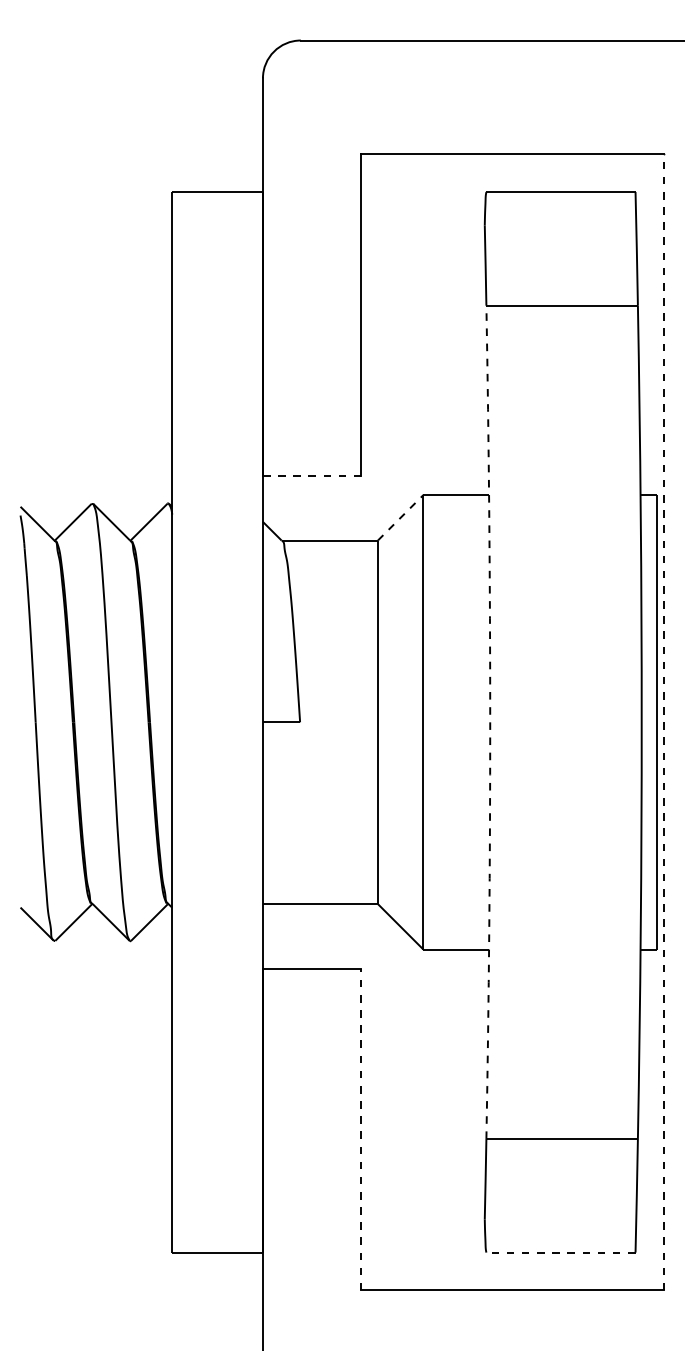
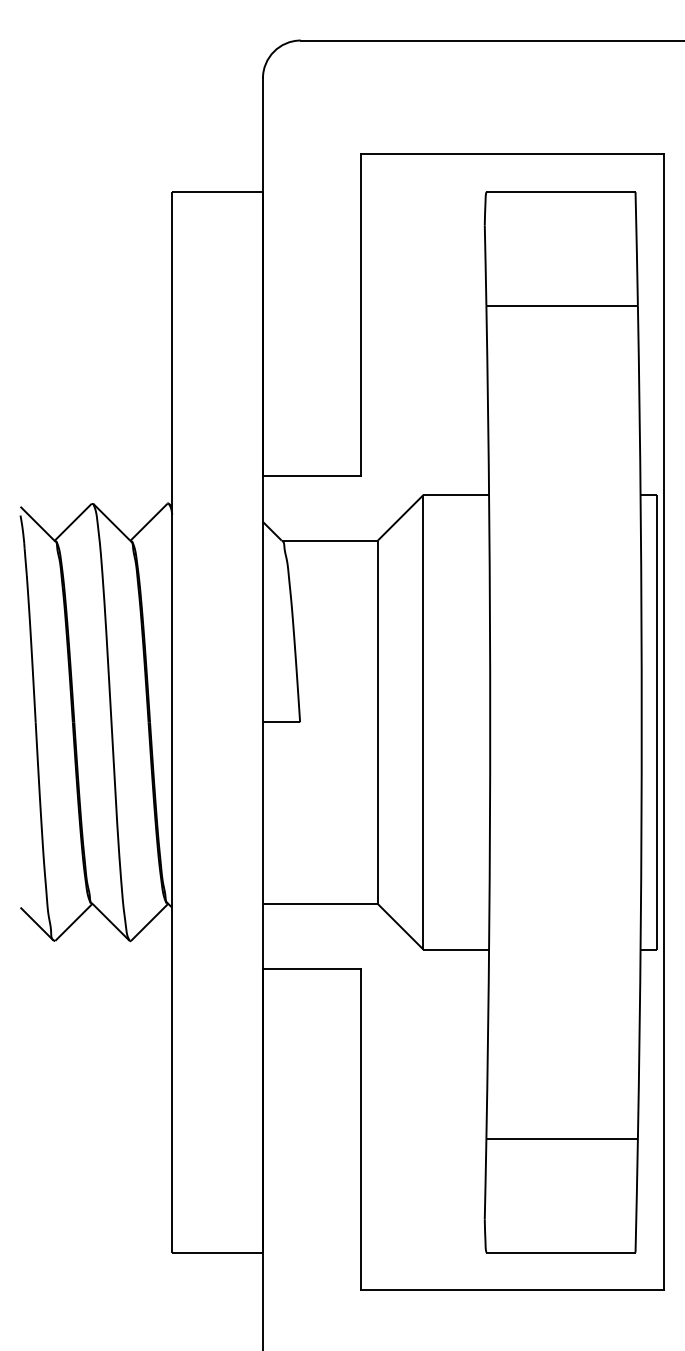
line: dashed -> solid (311, 476)
line: dashed -> solid (401, 517)
line: dashed -> solid (664, 721)
arc: dashed -> solid (490, 722)
line: dashed -> solid (361, 1129)
line: dashed -> solid (560, 1252)
